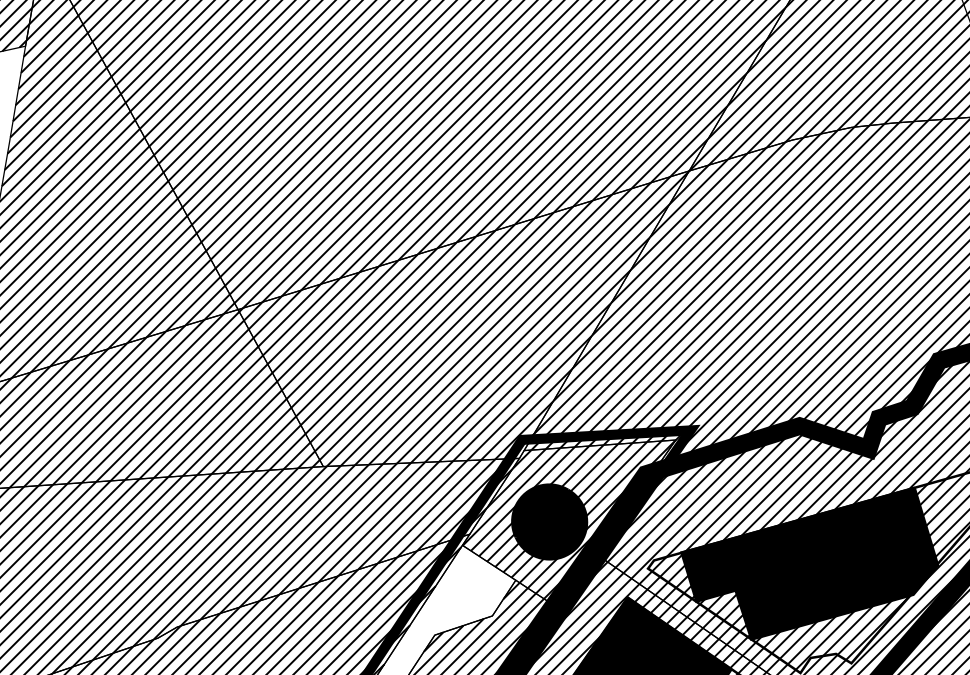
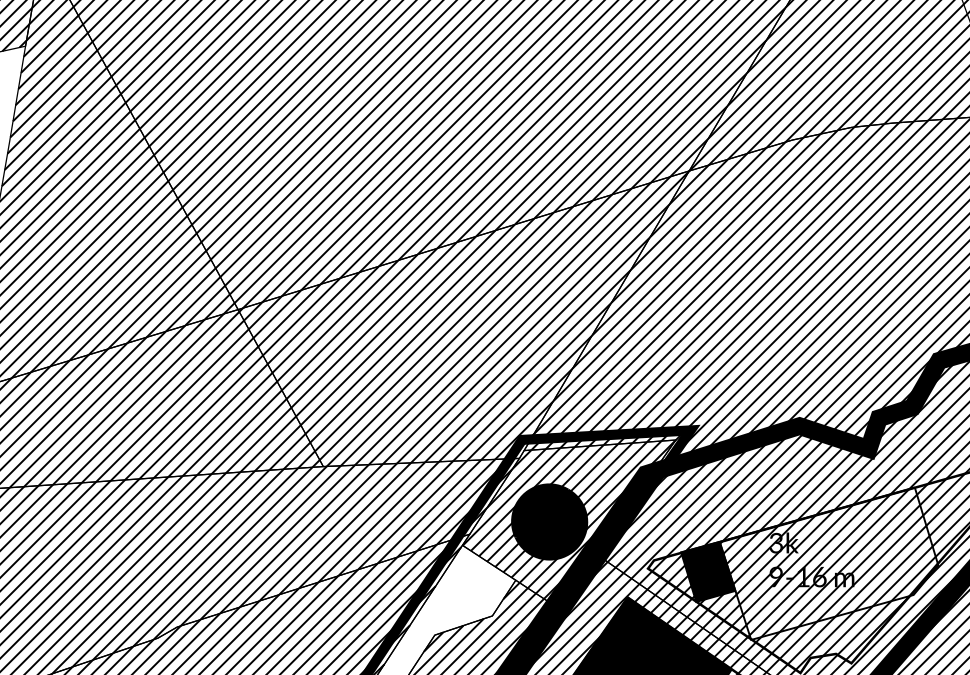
fill: present -> none (828, 563)
